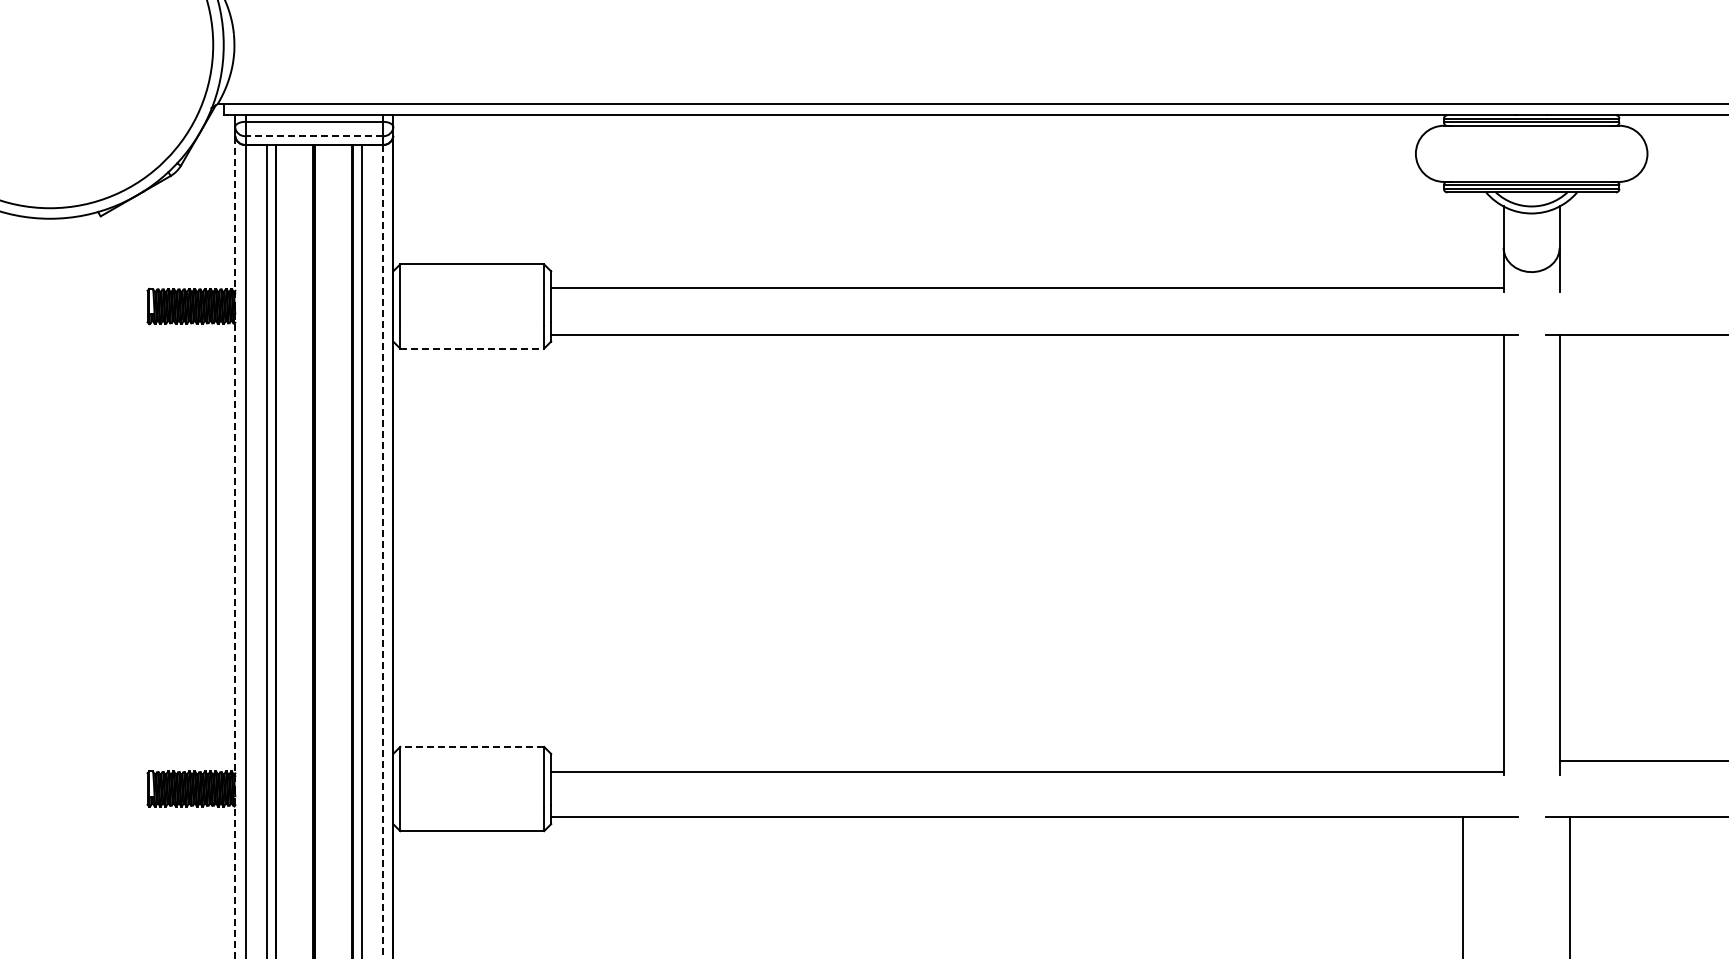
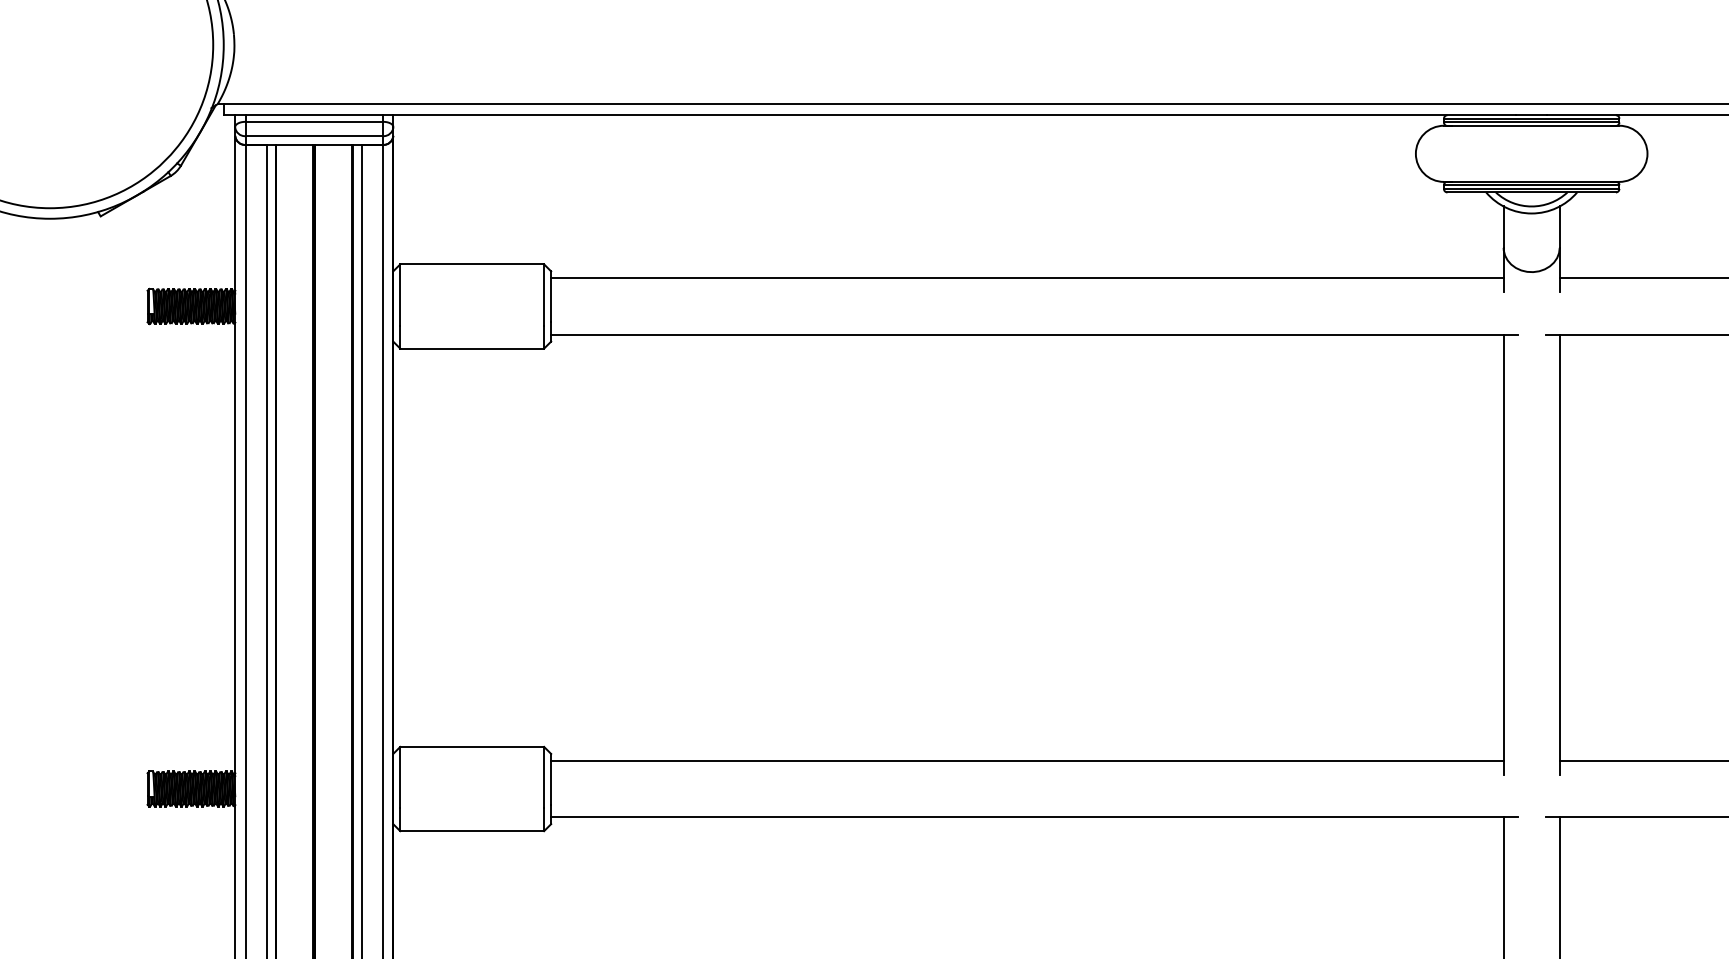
line: dashed -> solid (314, 136)
line: none -> present (1642, 278)
line position: (1027, 288) -> (1027, 278) (1027, 278)
line: dashed -> solid (472, 348)
line: dashed -> solid (235, 548)
line: dashed -> solid (382, 551)
line: dashed -> solid (472, 746)
line position: (1027, 771) -> (1027, 760) (1027, 760)
line position: (1462, 886) -> (1503, 886) (1503, 886)
line position: (1569, 886) -> (1559, 886) (1559, 886)
